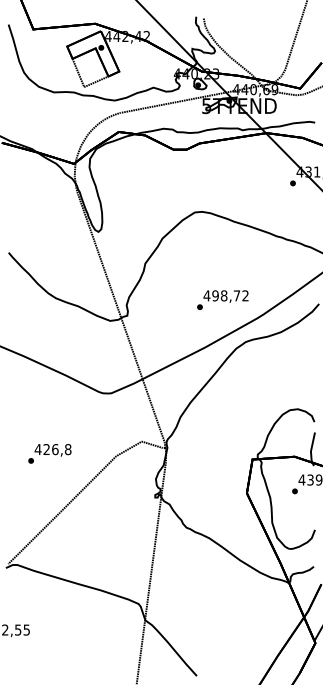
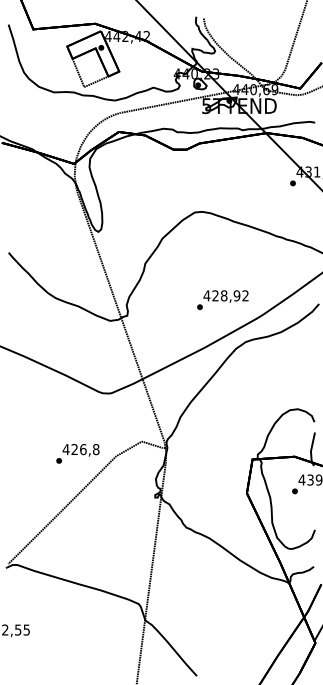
text: 498,72 -> 428,92 (226, 295)
text position: (49, 453) -> (77, 453) (77, 453)
